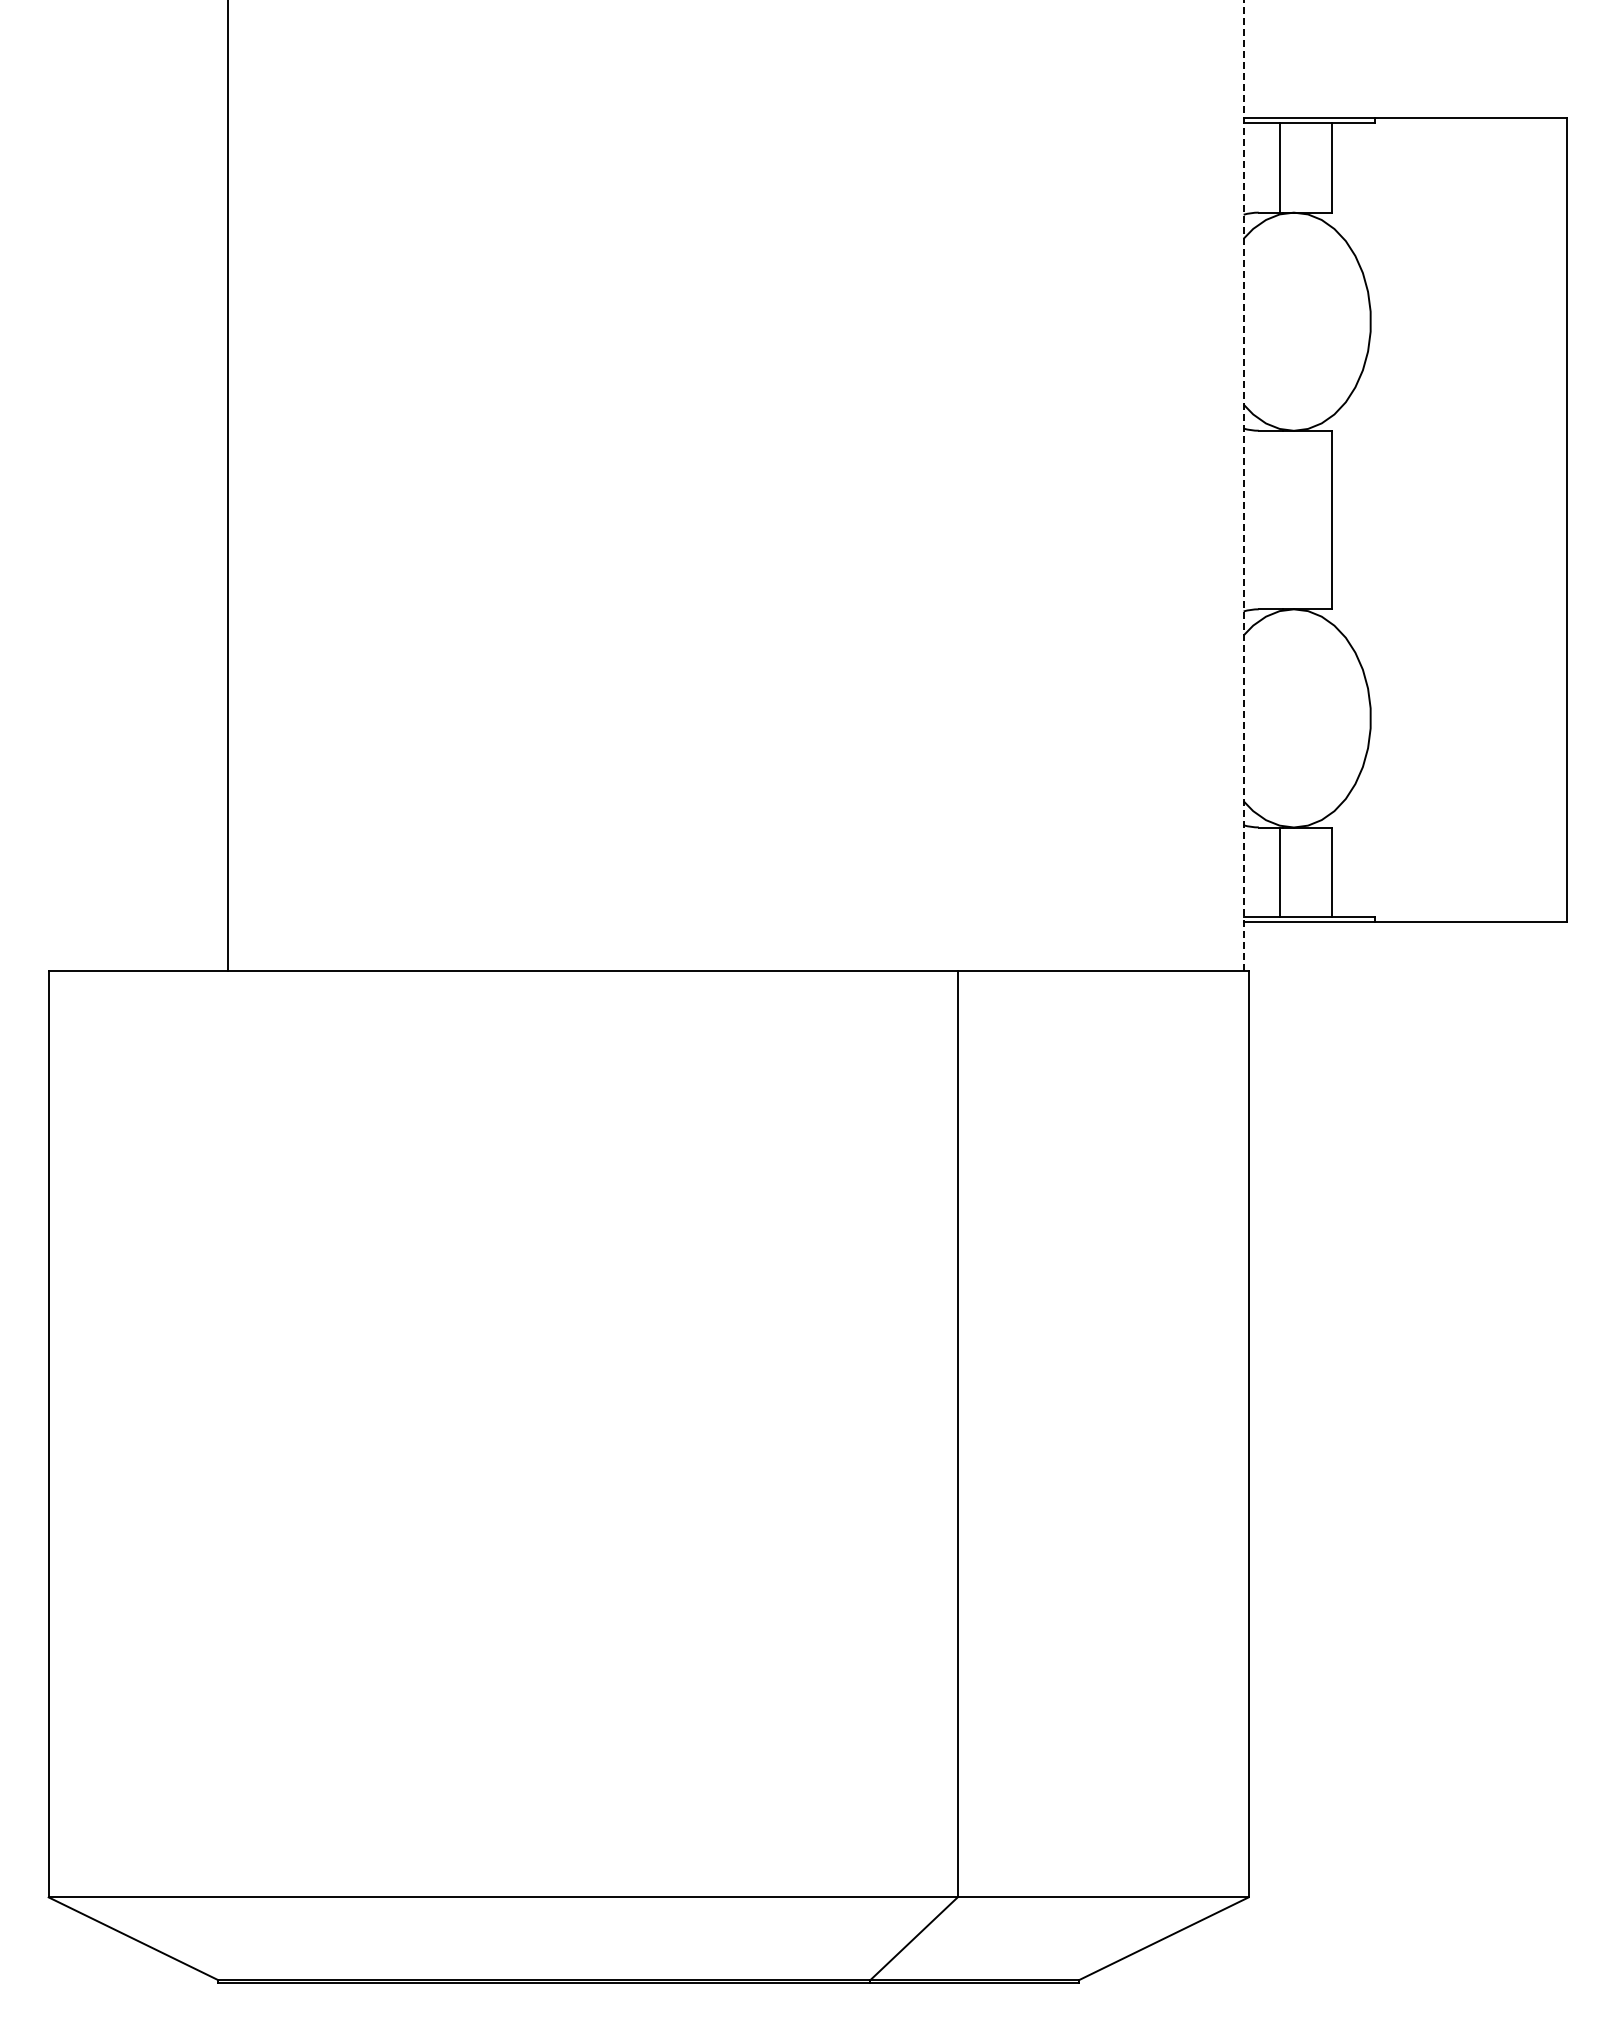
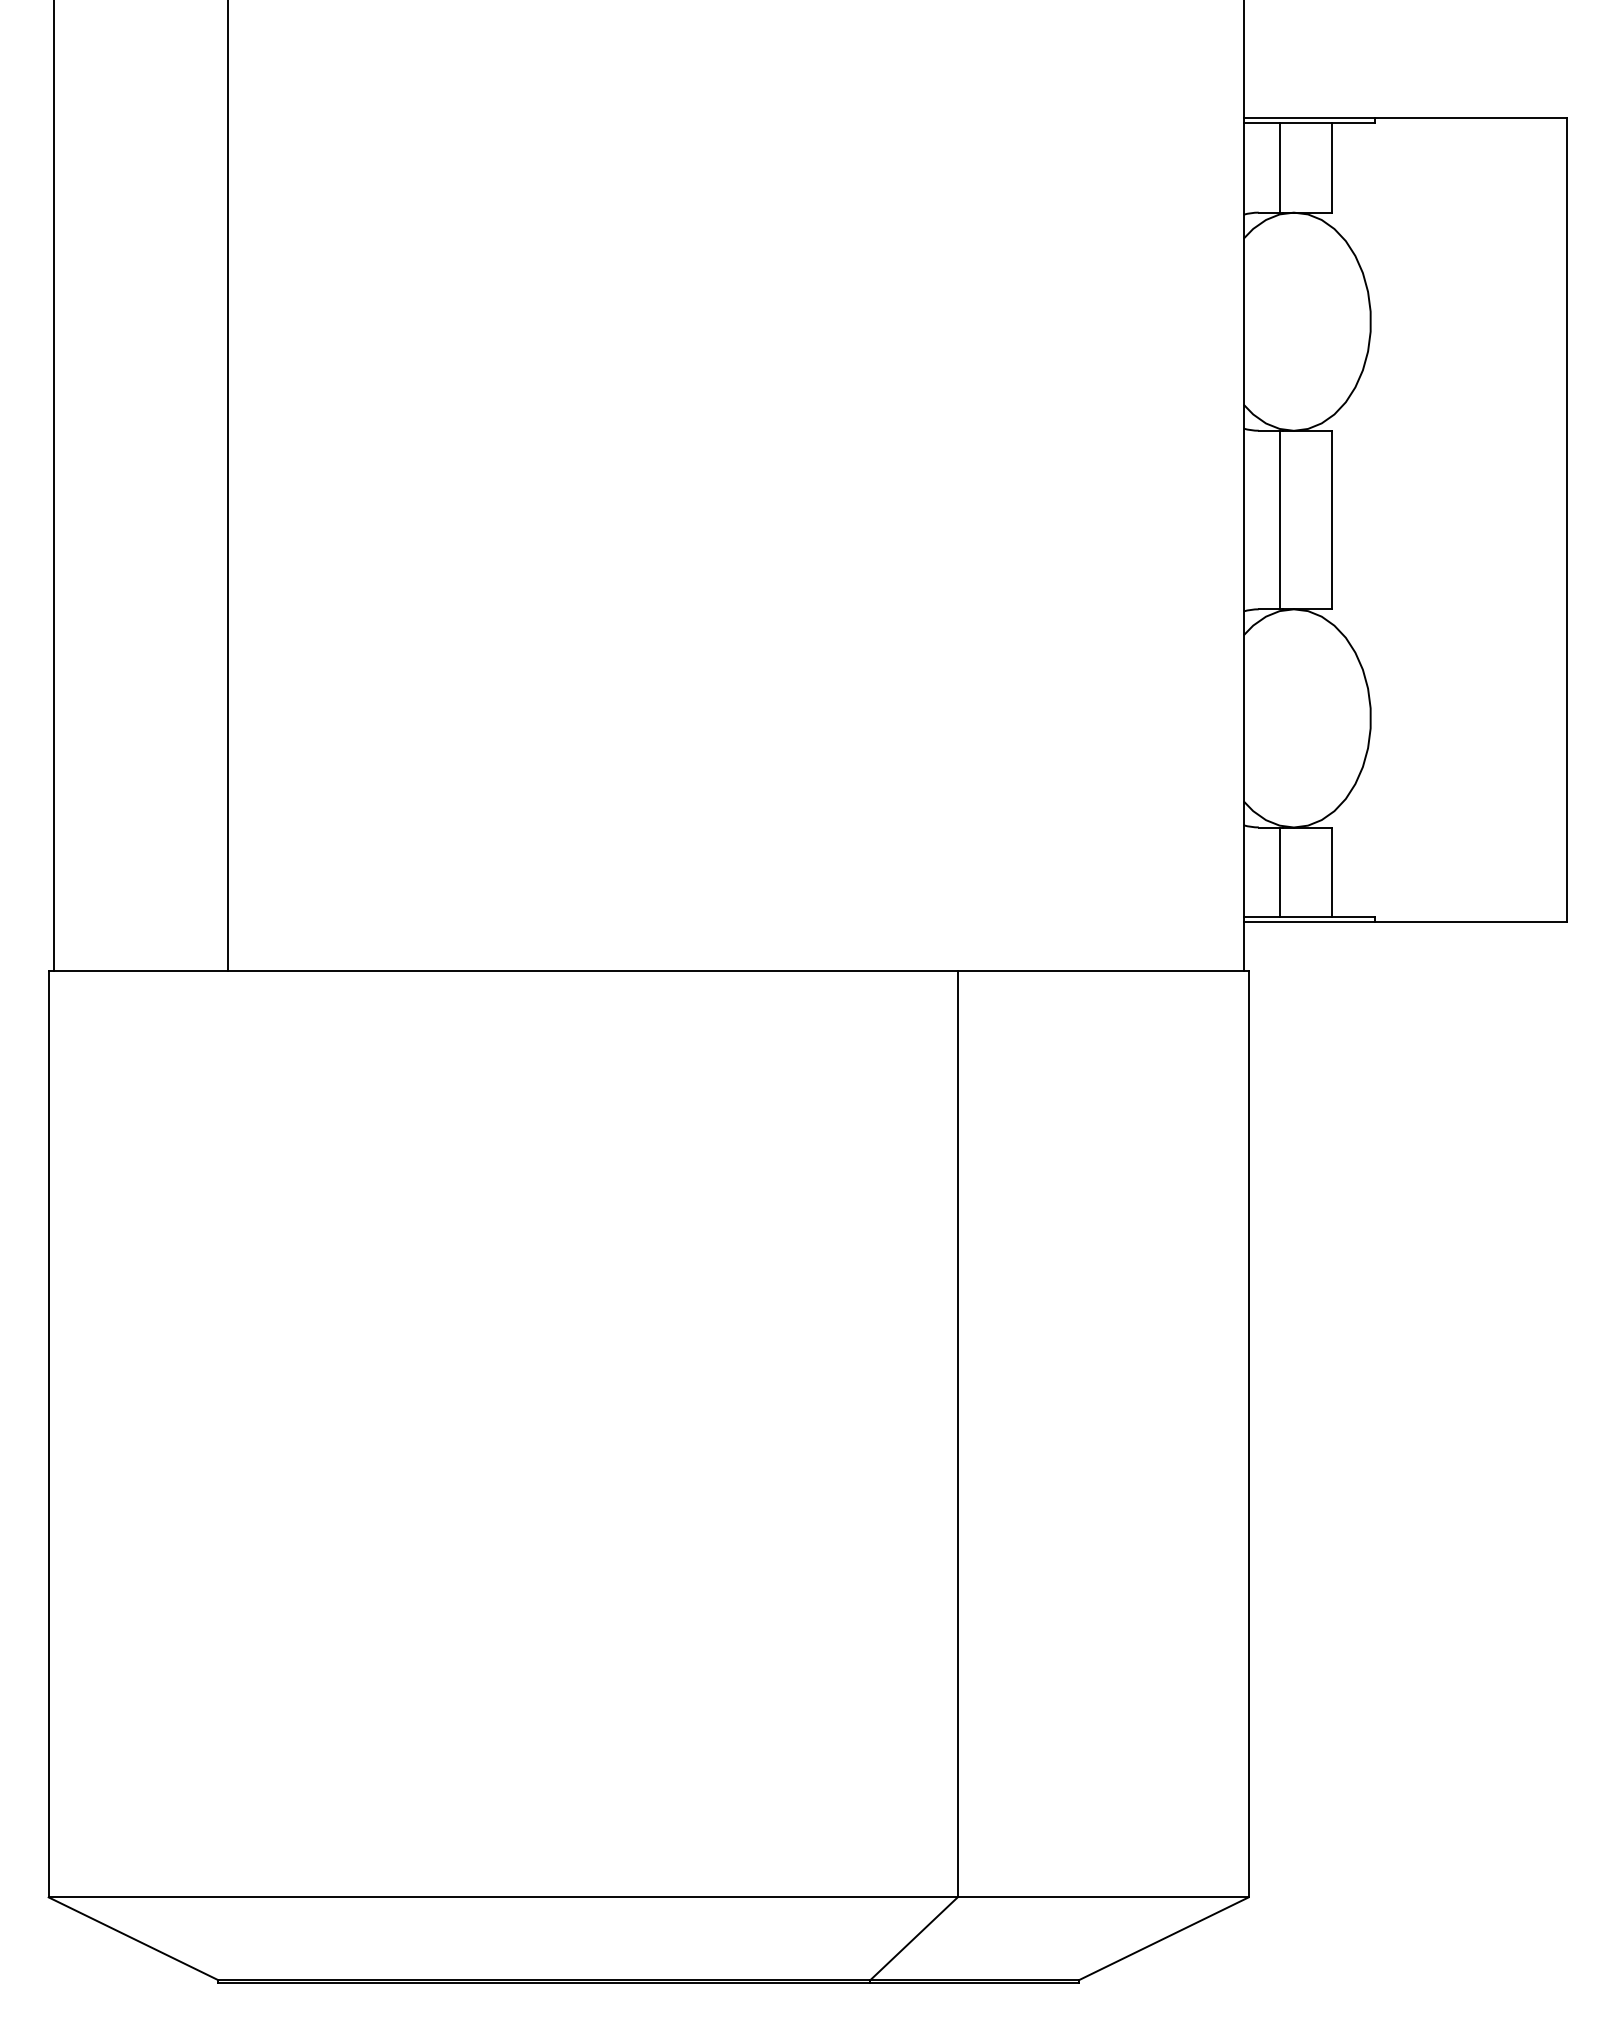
line: dashed -> solid (1243, 485)
line: none -> present (53, 486)
line: none -> present (1279, 519)
